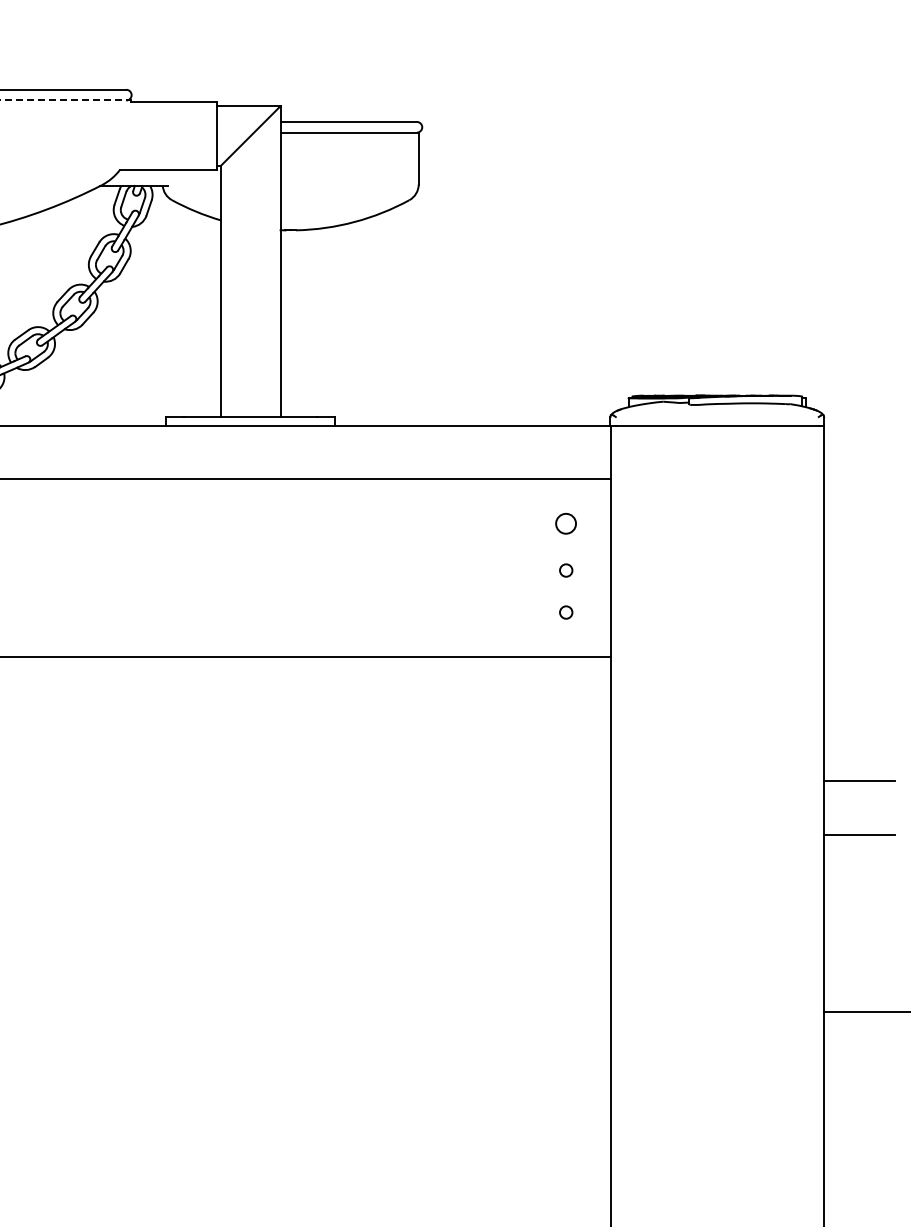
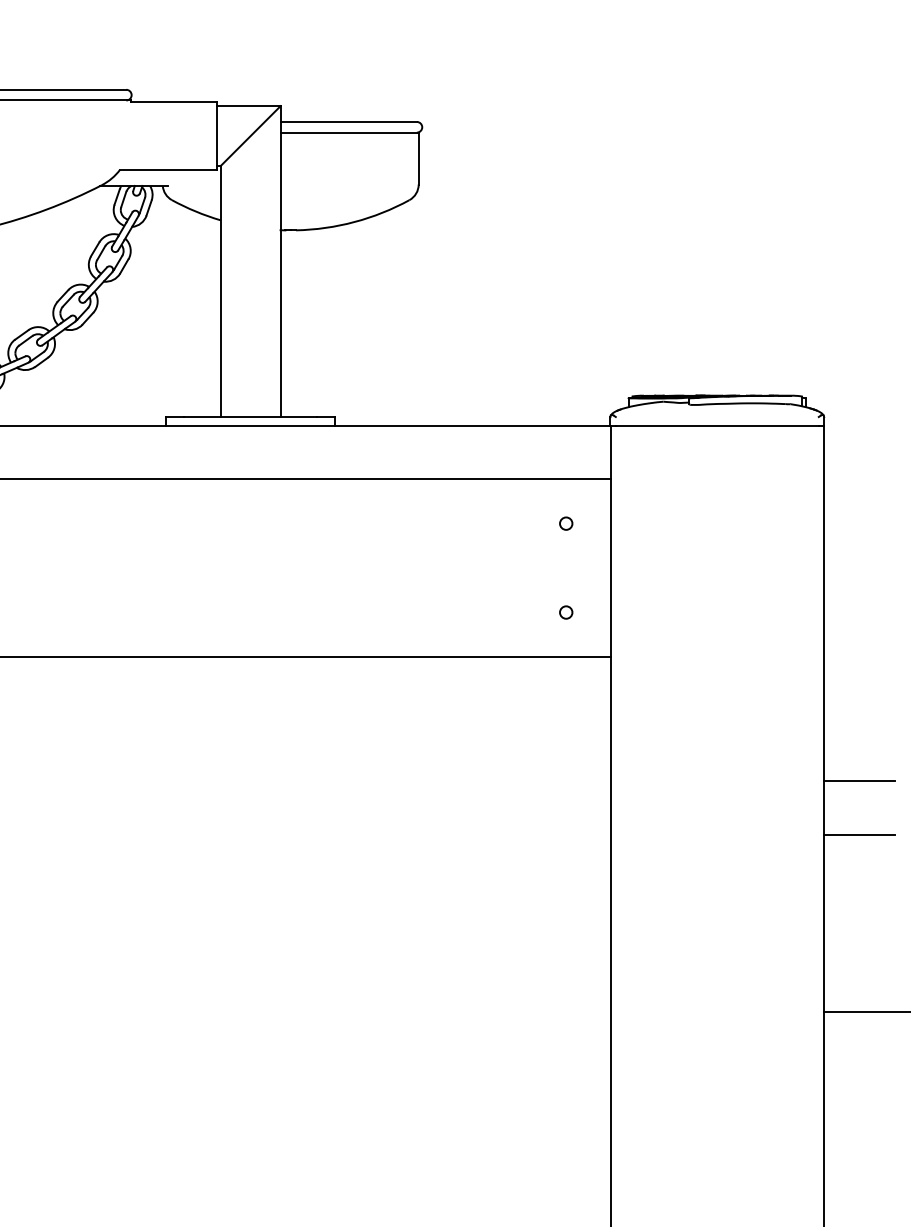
line: dashed -> solid (65, 100)
circle size: 22x22 px -> 15x15 px (566, 523)
circle: present -> none (566, 570)
